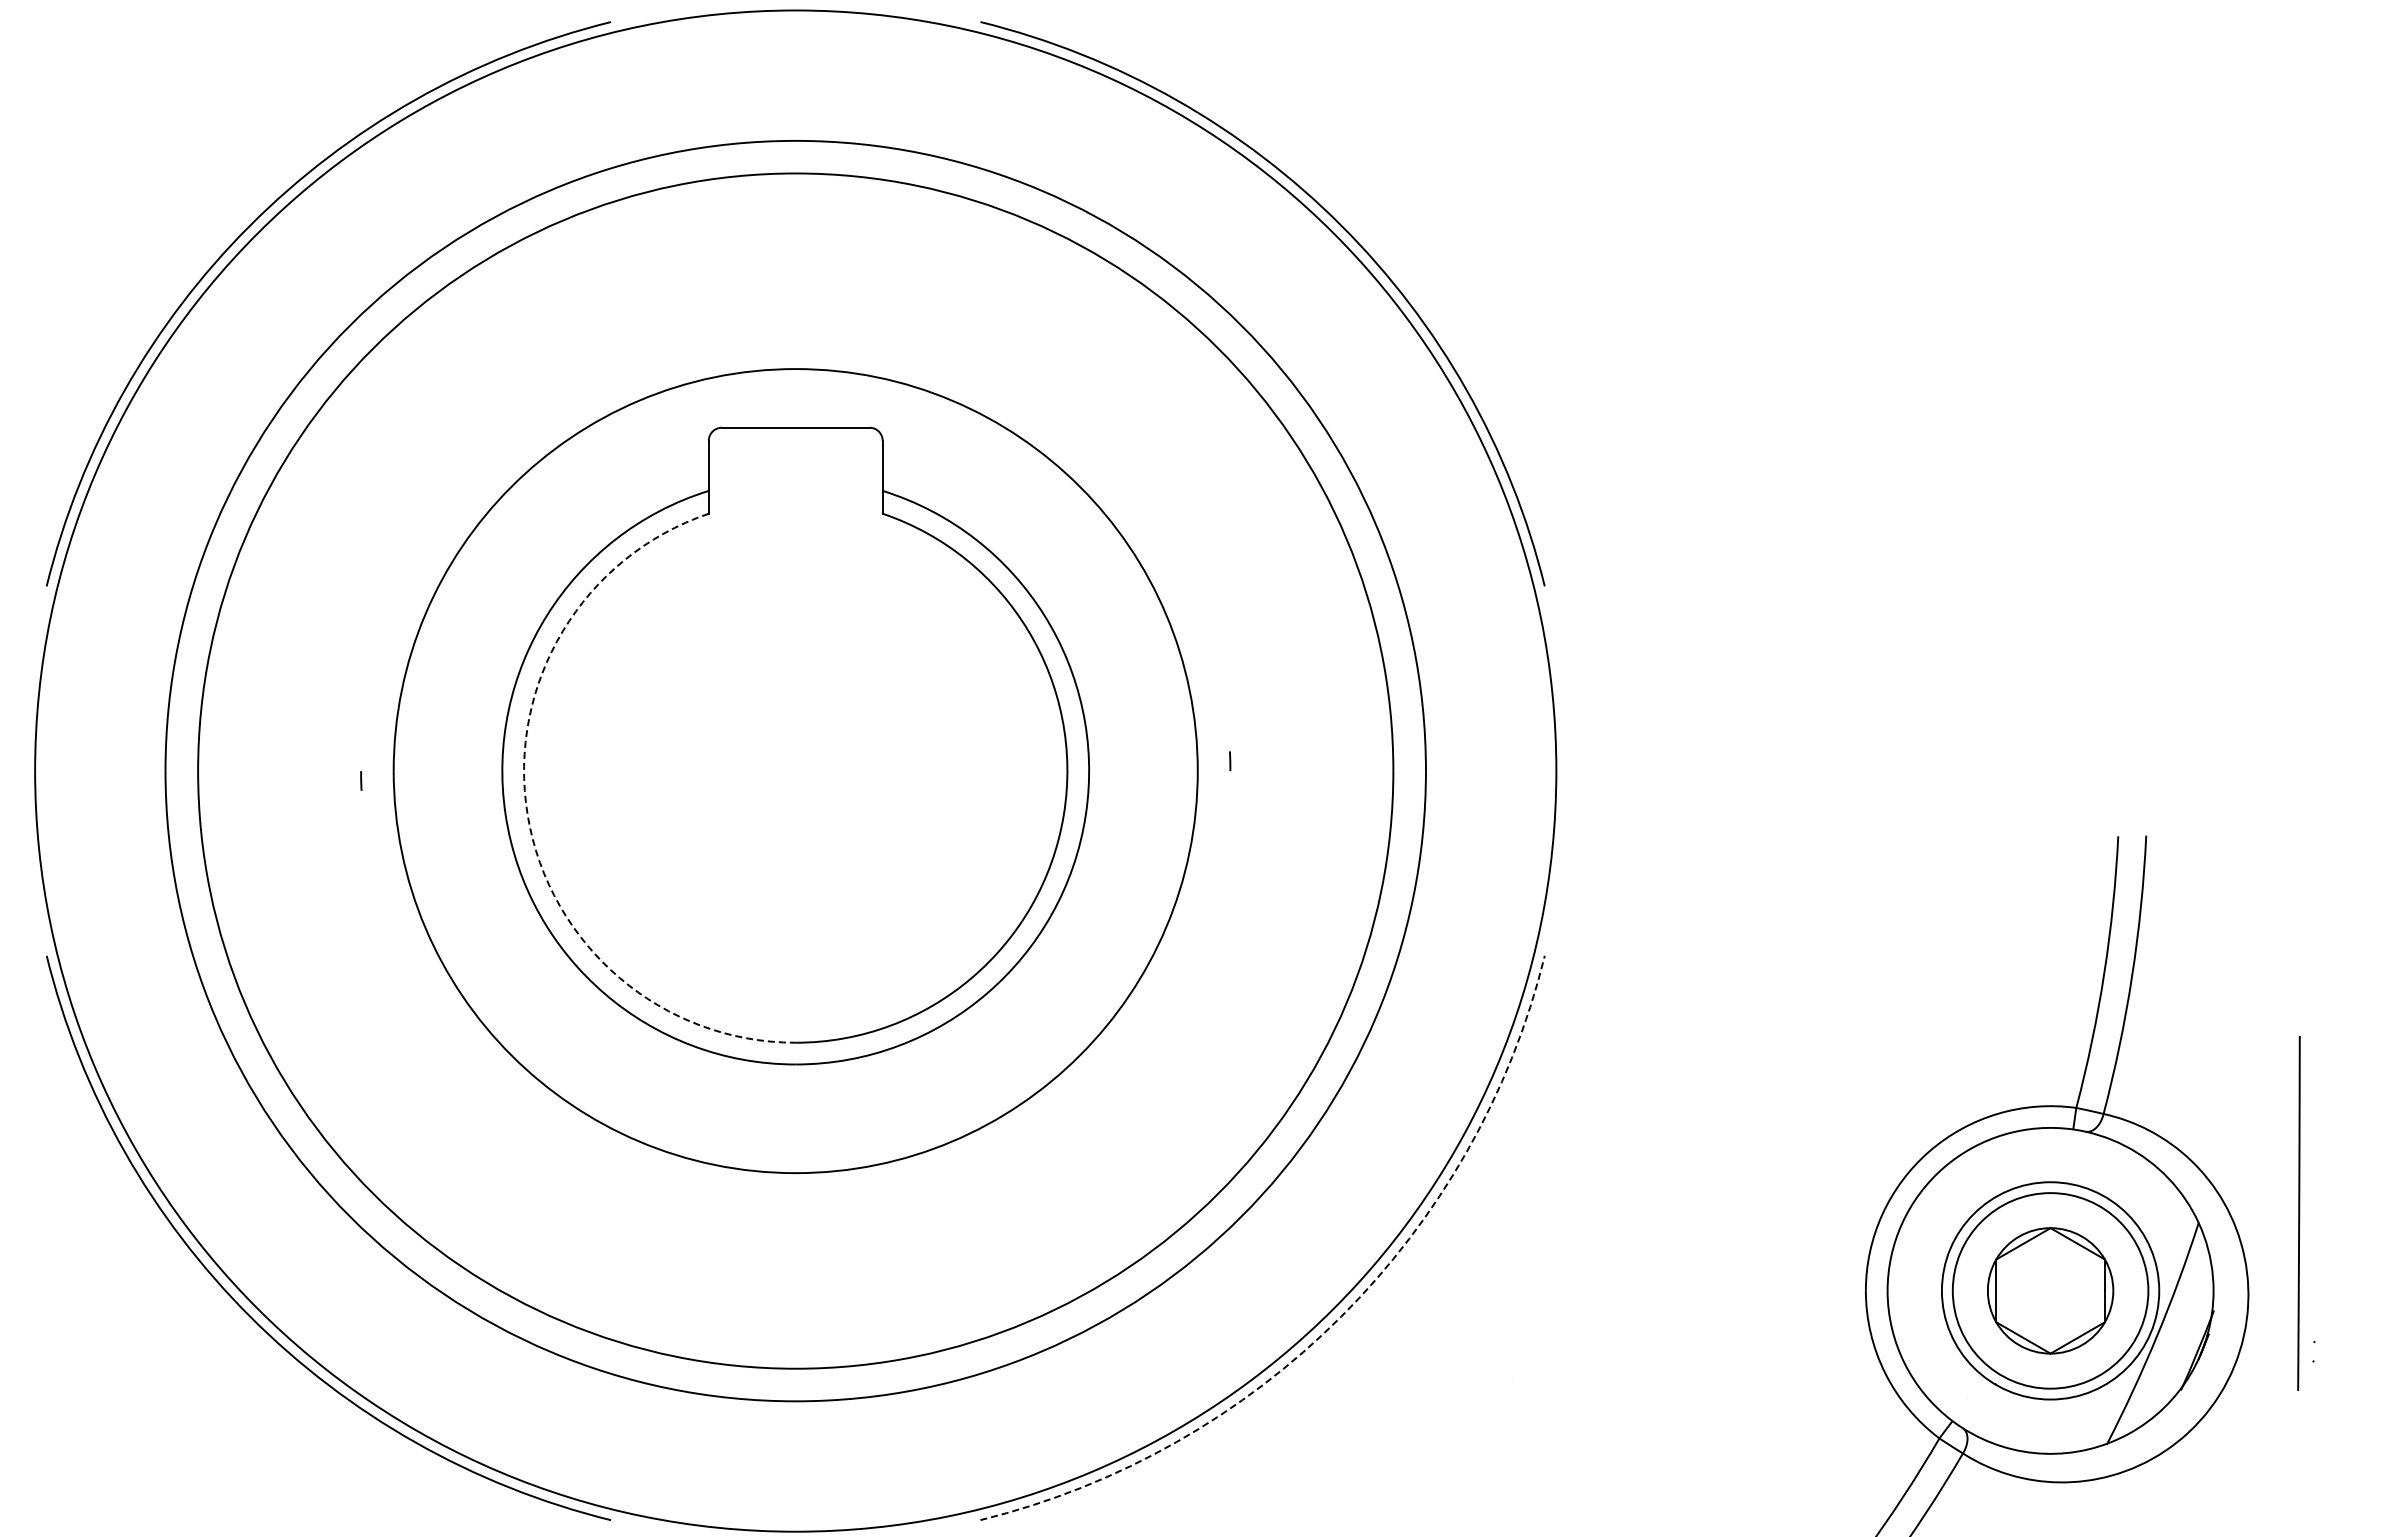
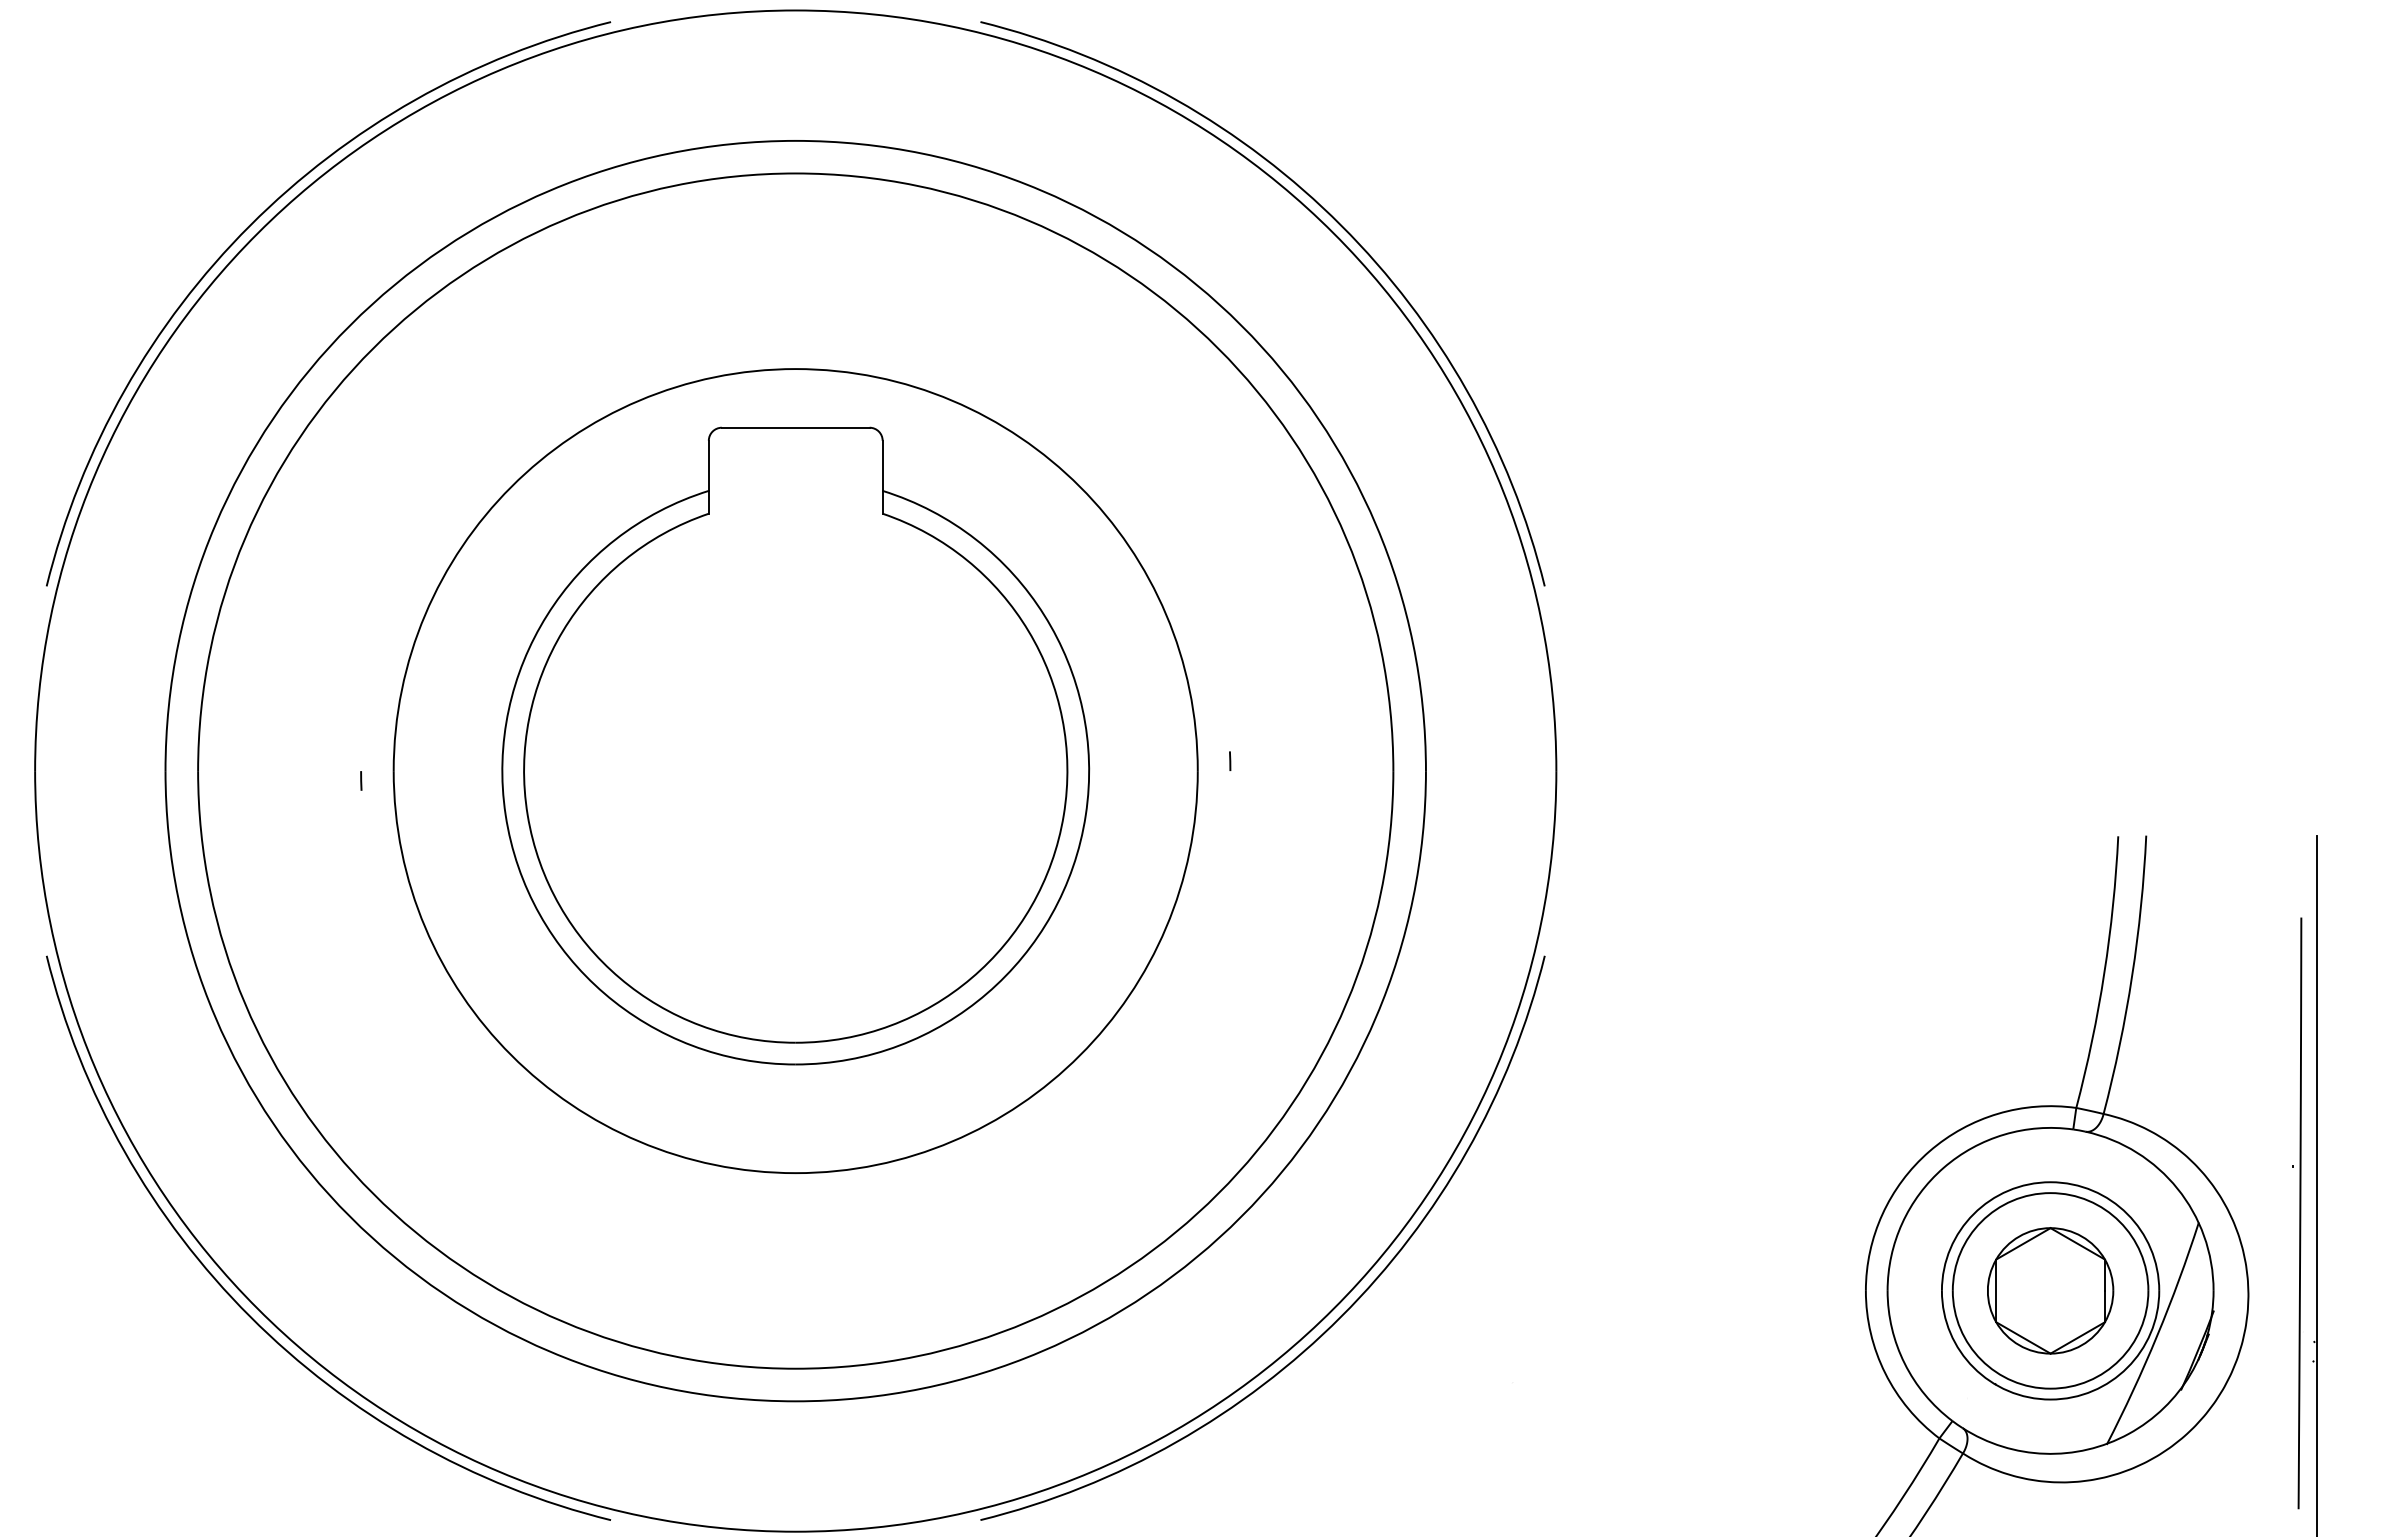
arc: dashed -> solid (527, 815)
line: none -> present (2316, 1184)
part size: 4x355 px -> 11x593 px (2297, 1213)
arc: dashed -> solid (1341, 1316)
